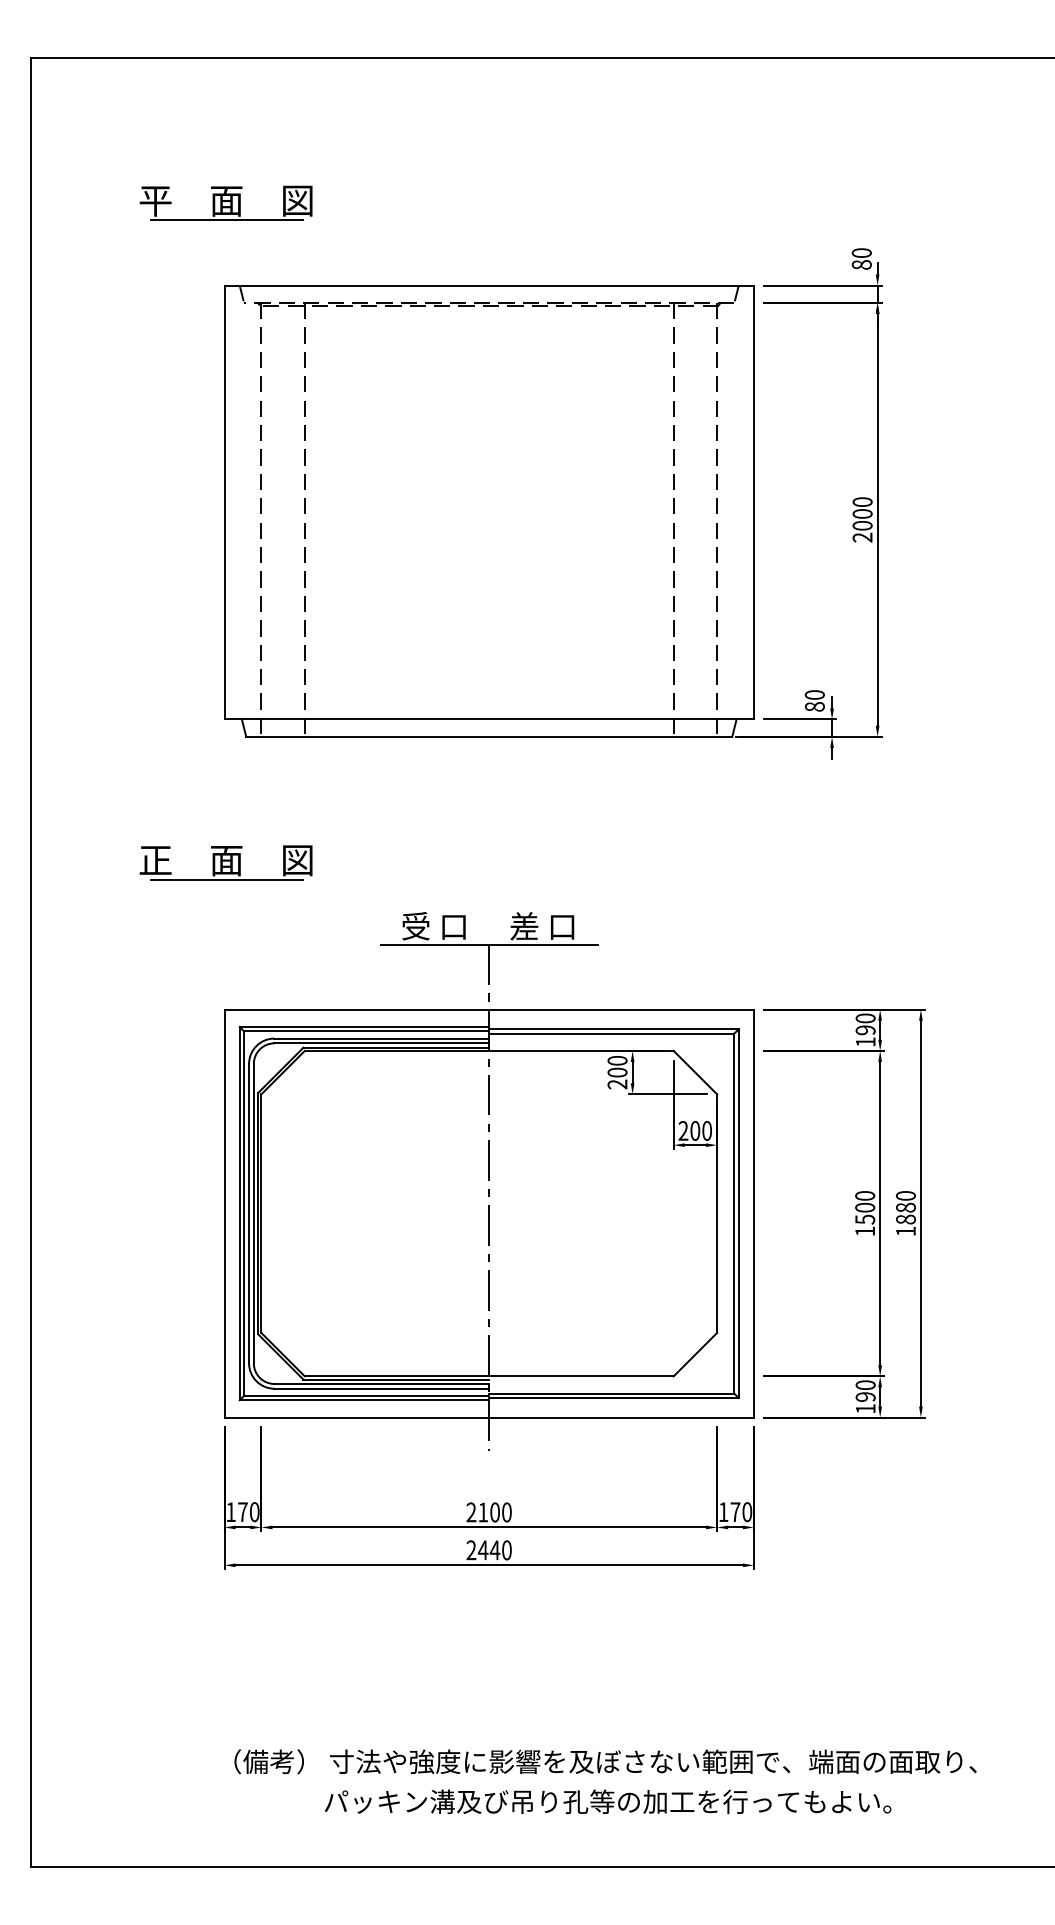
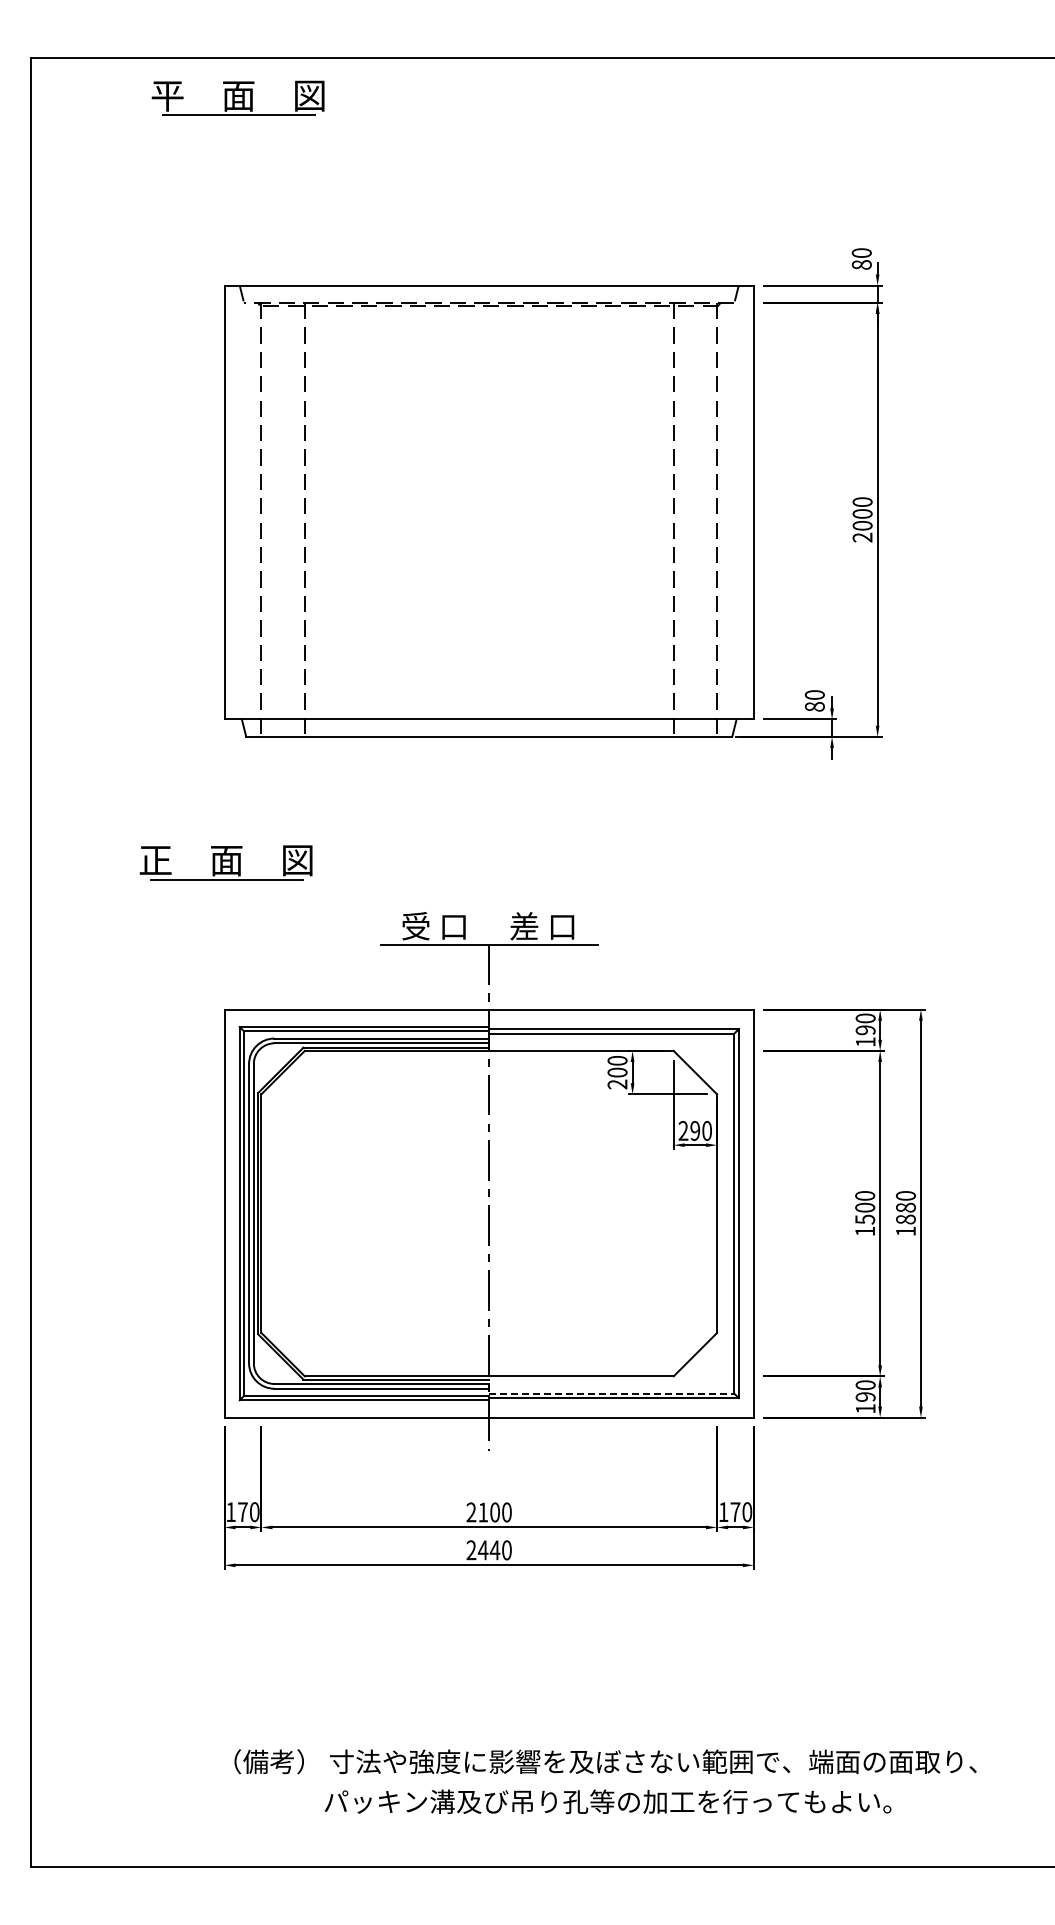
part position: (225, 202) -> (237, 97) (237, 97)
text: 200 -> 290 (695, 1130)
line: solid -> dashed (611, 1393)
